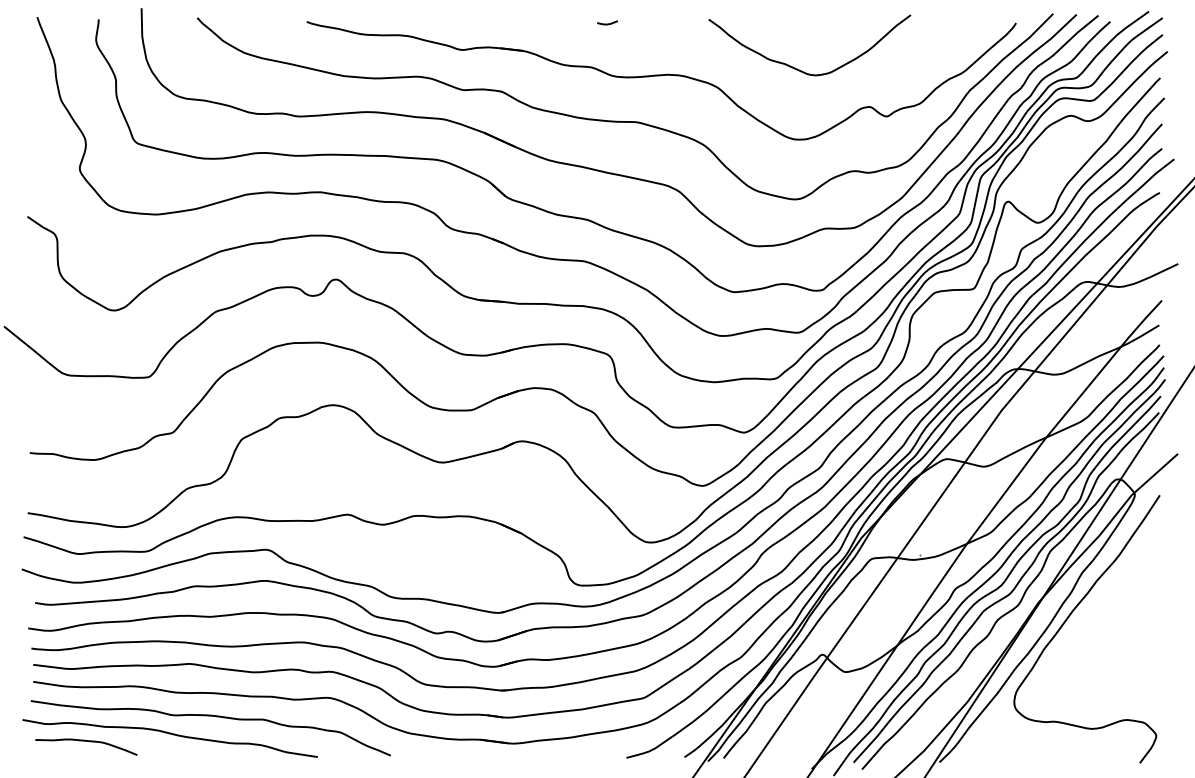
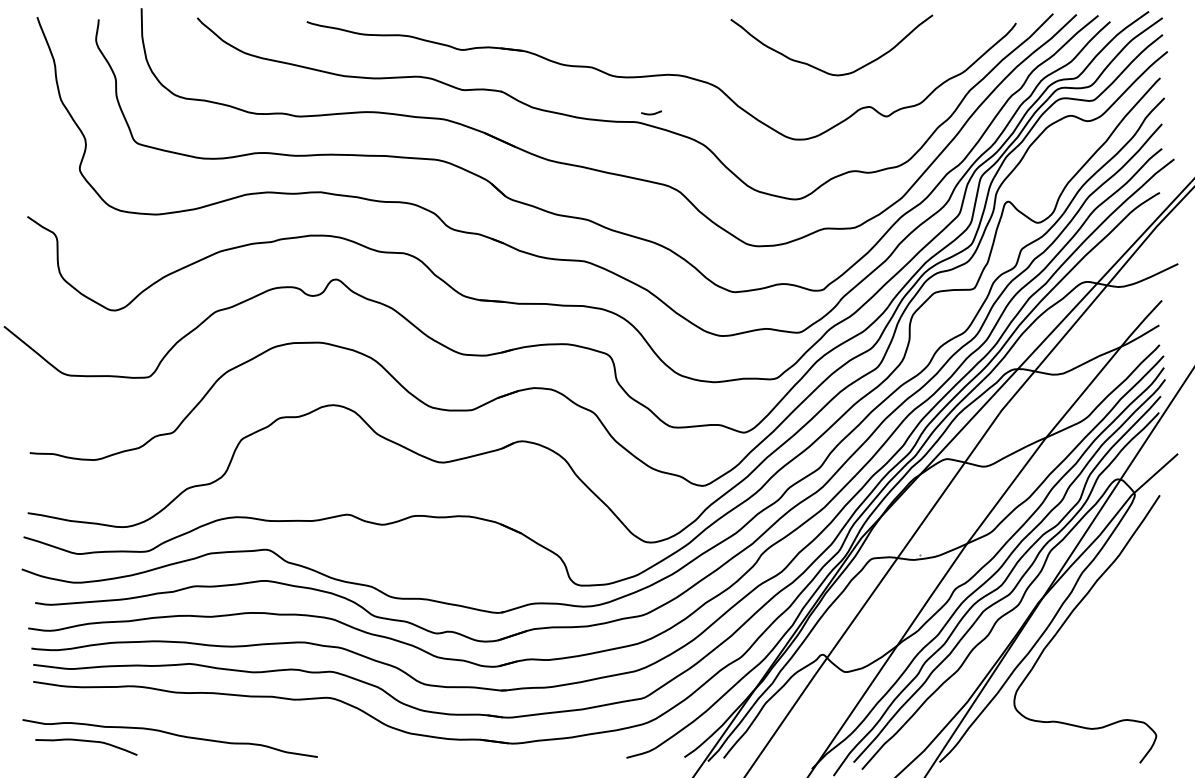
curve position: (607, 23) -> (651, 113) (651, 113)
curve position: (797, 68) -> (819, 68) (819, 68)
curve: present -> none (210, 716)
